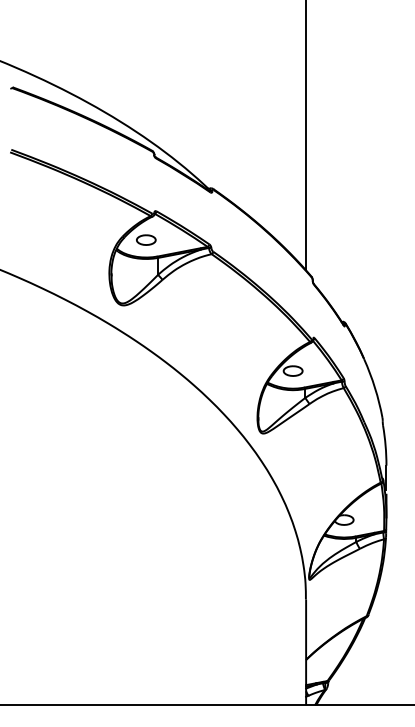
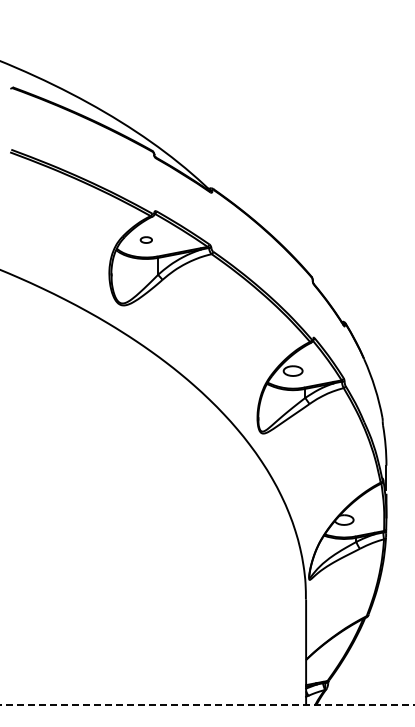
line: present -> none (306, 136)
part size: 21x12 px -> 14x8 px (145, 239)
line: solid -> dashed (207, 705)
